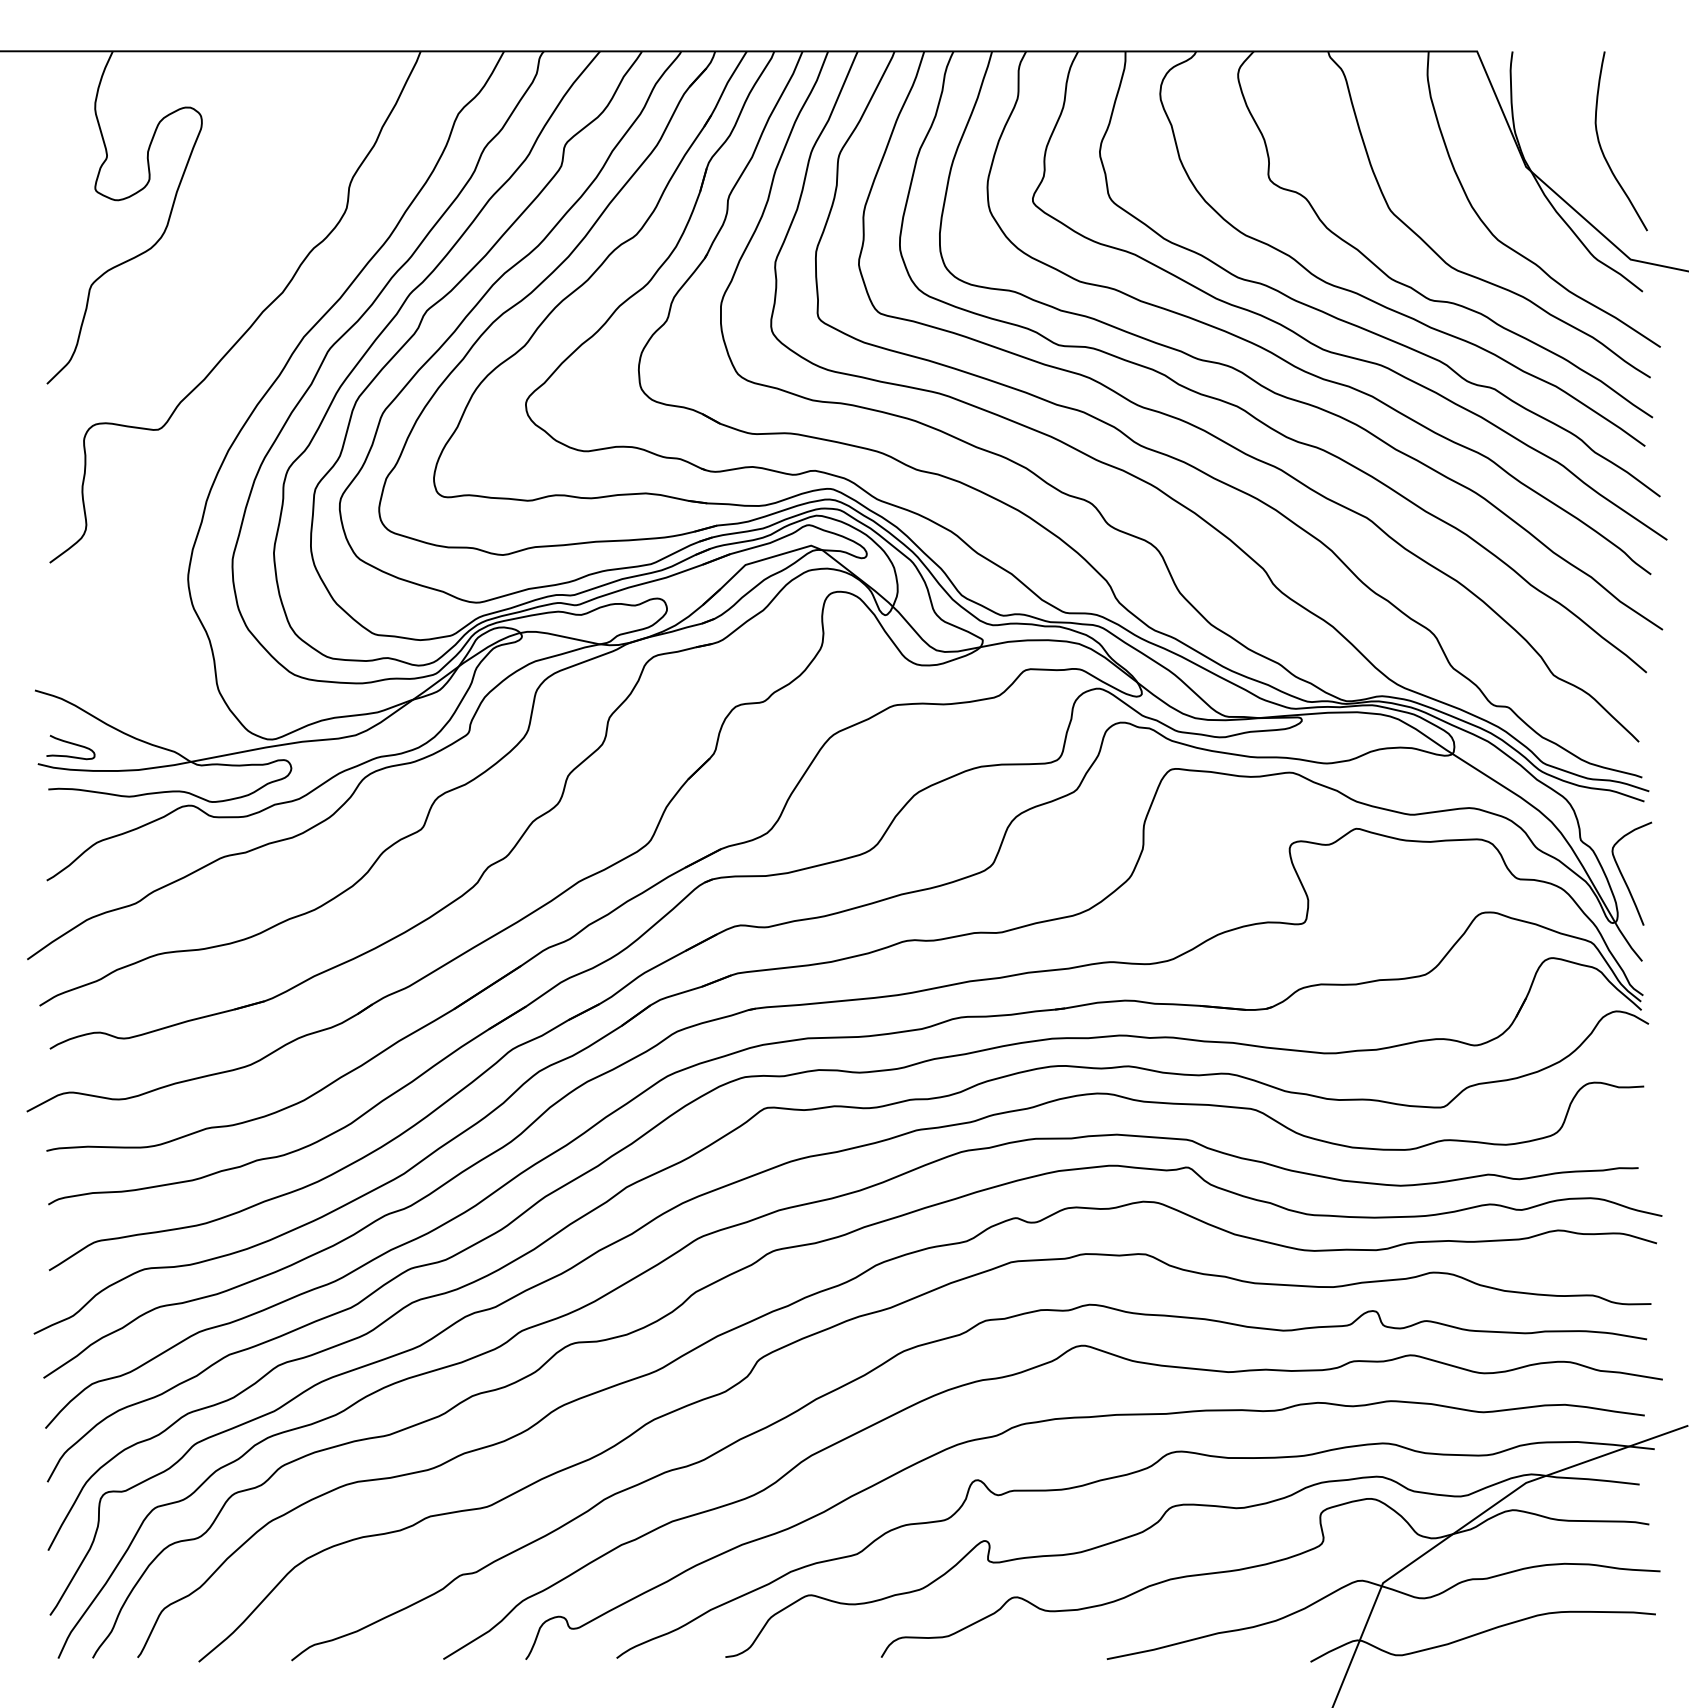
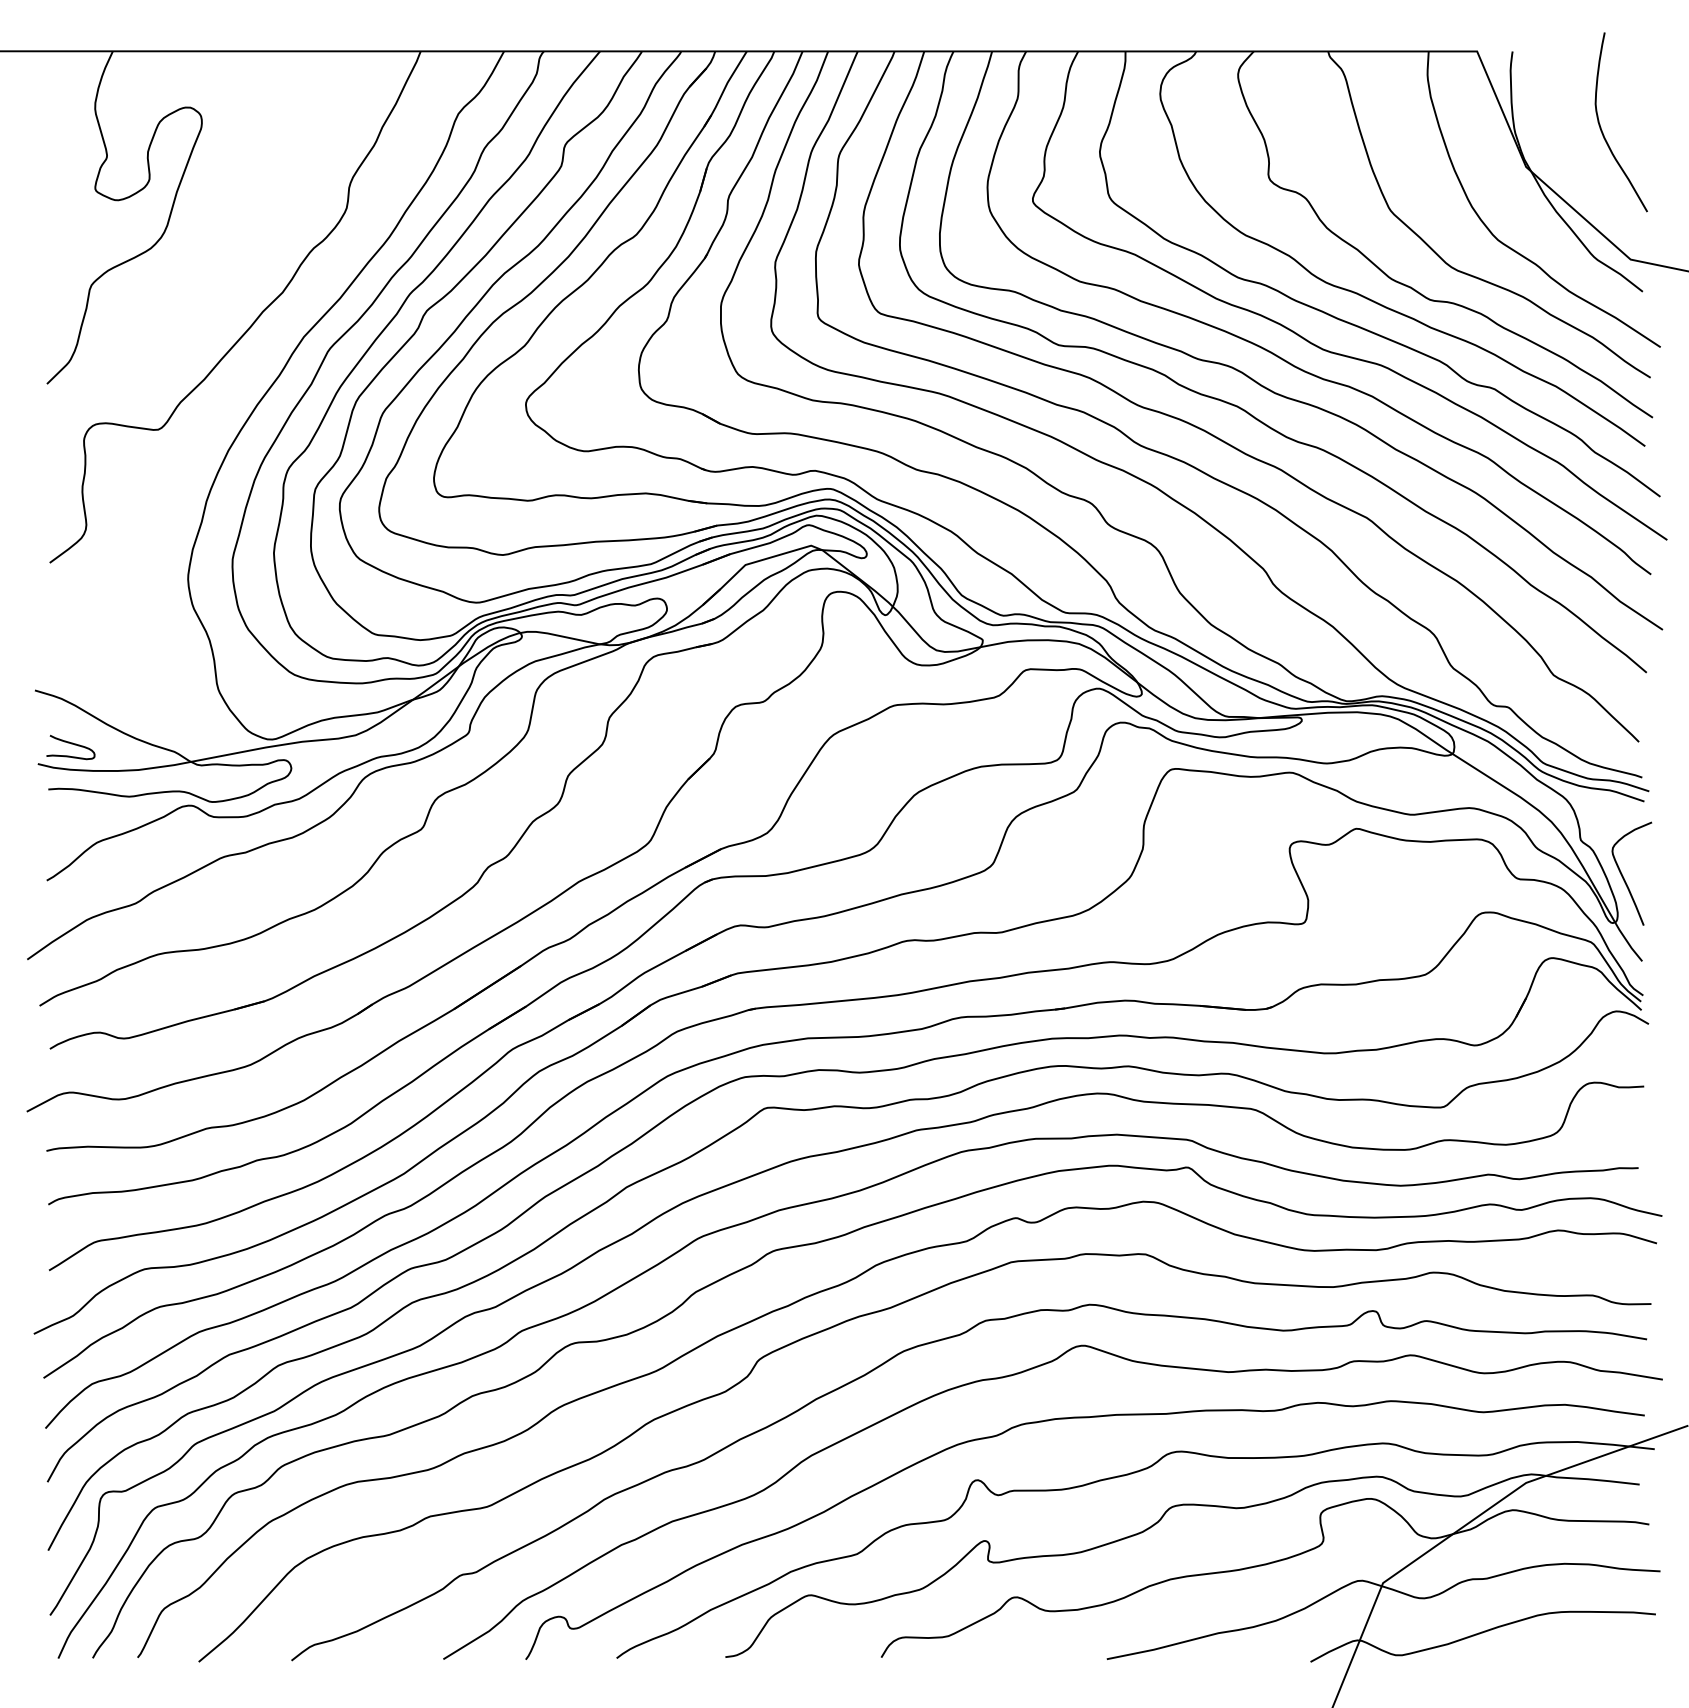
curve position: (1601, 146) -> (1601, 127) (1601, 127)
